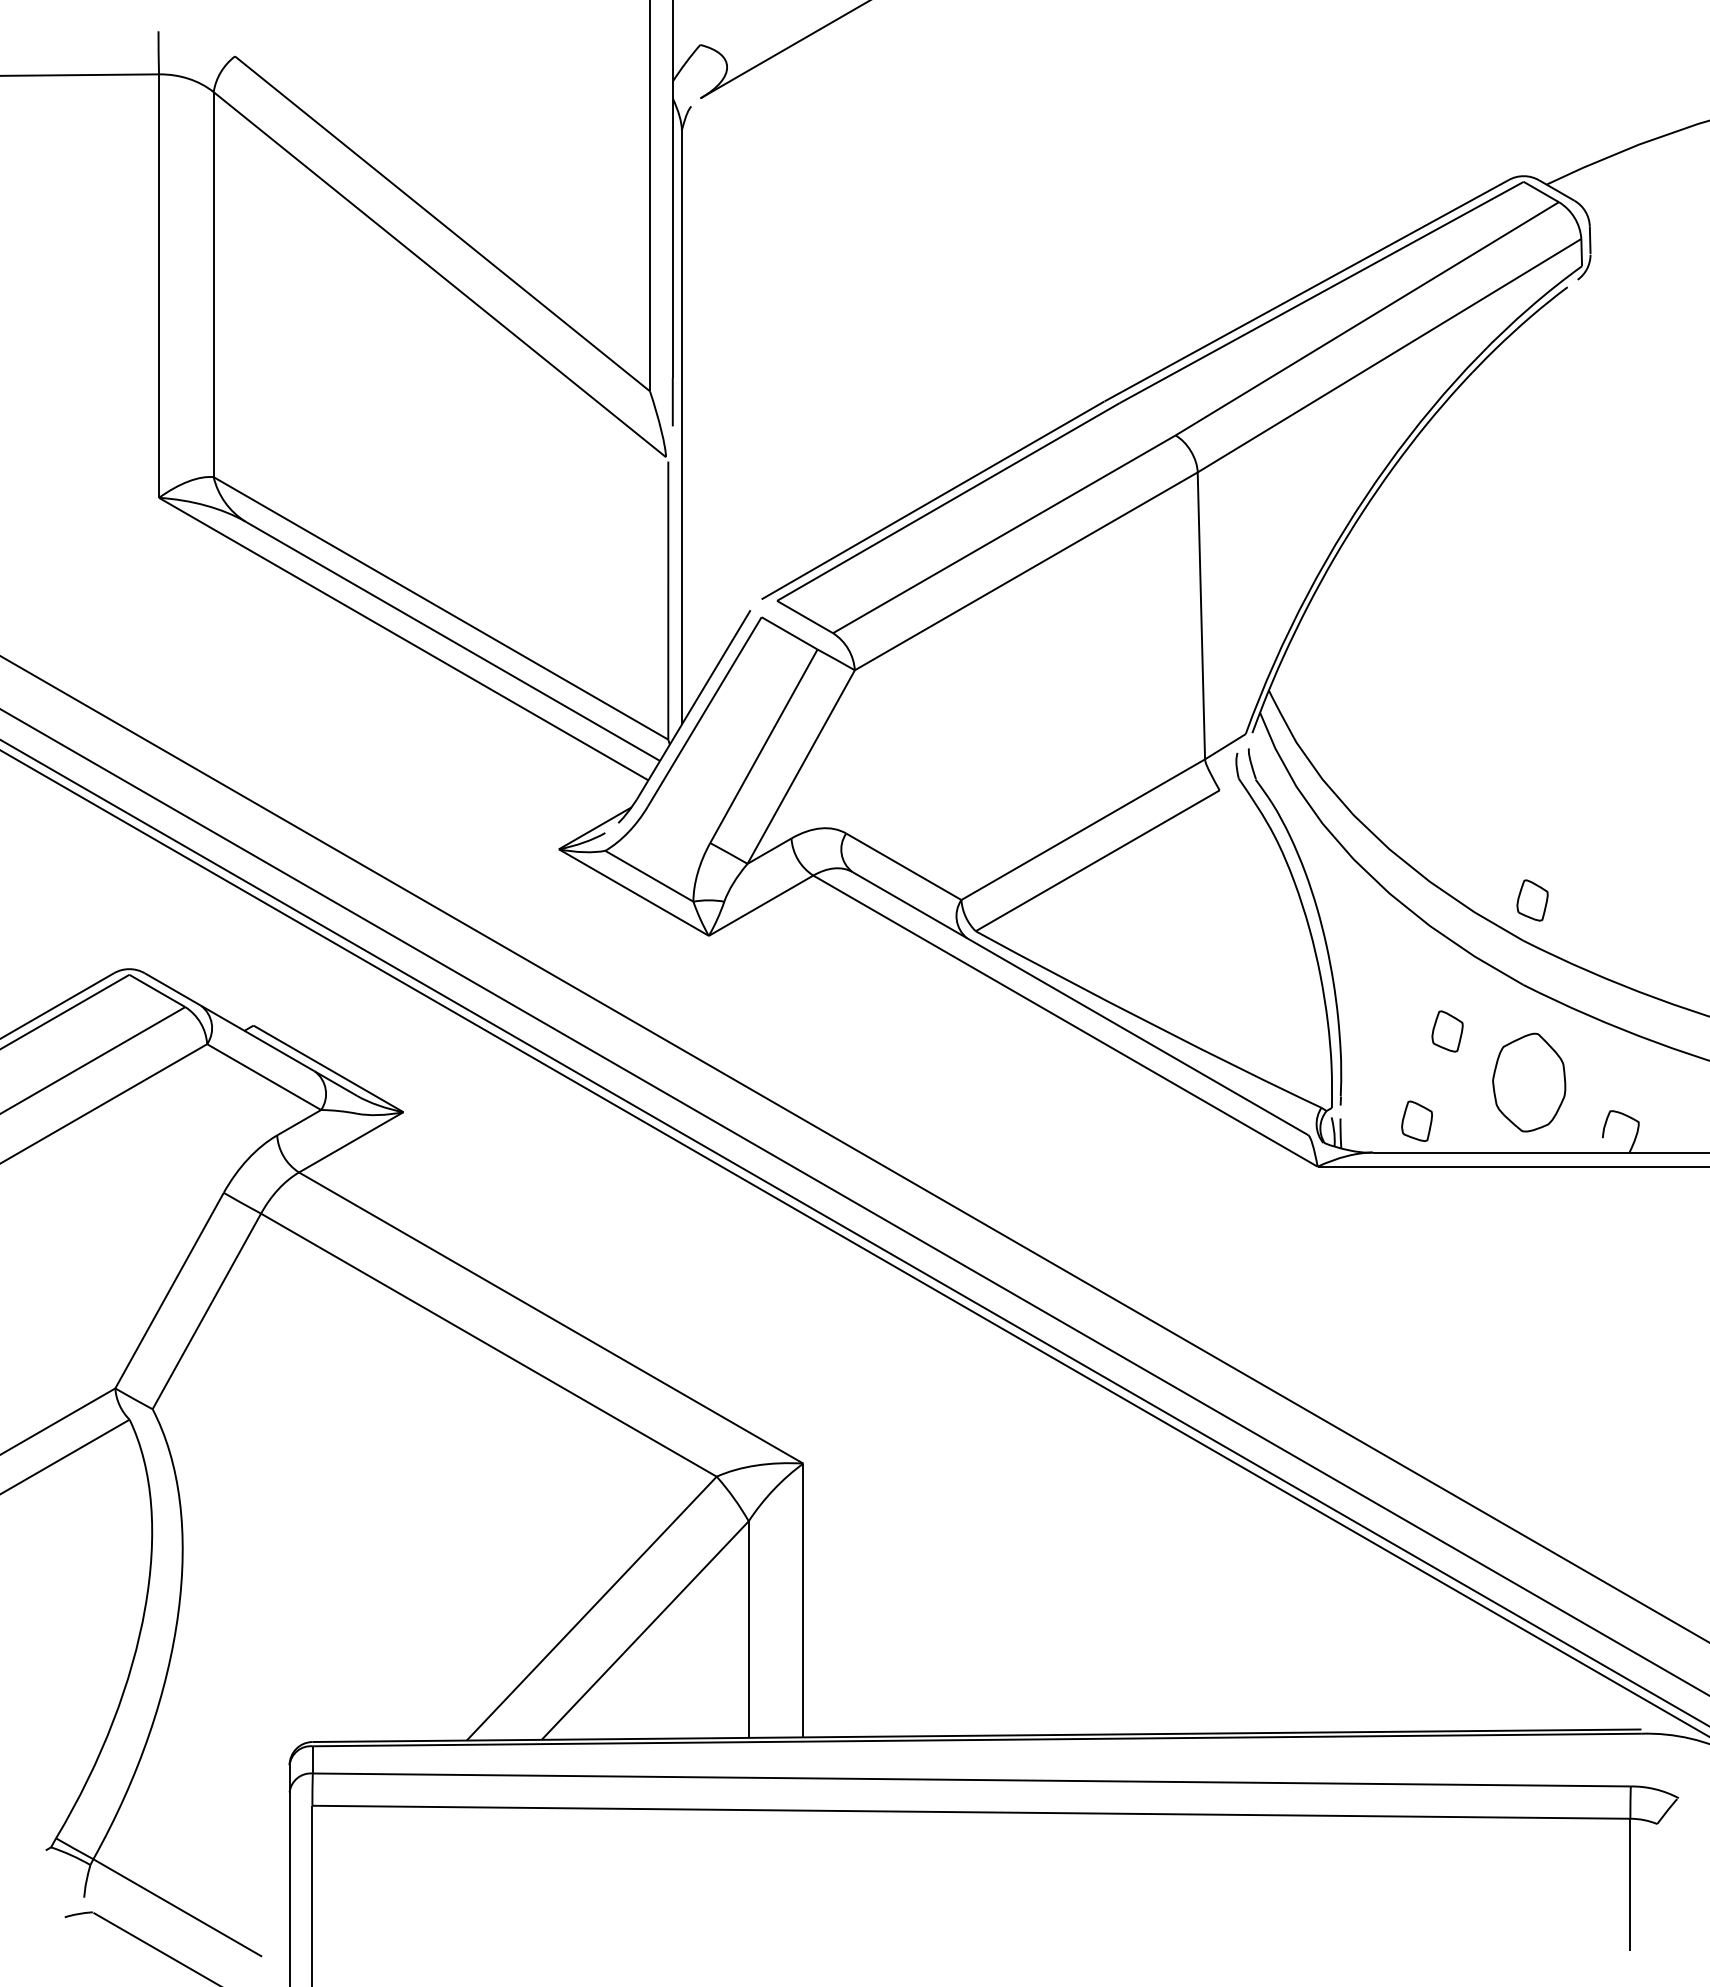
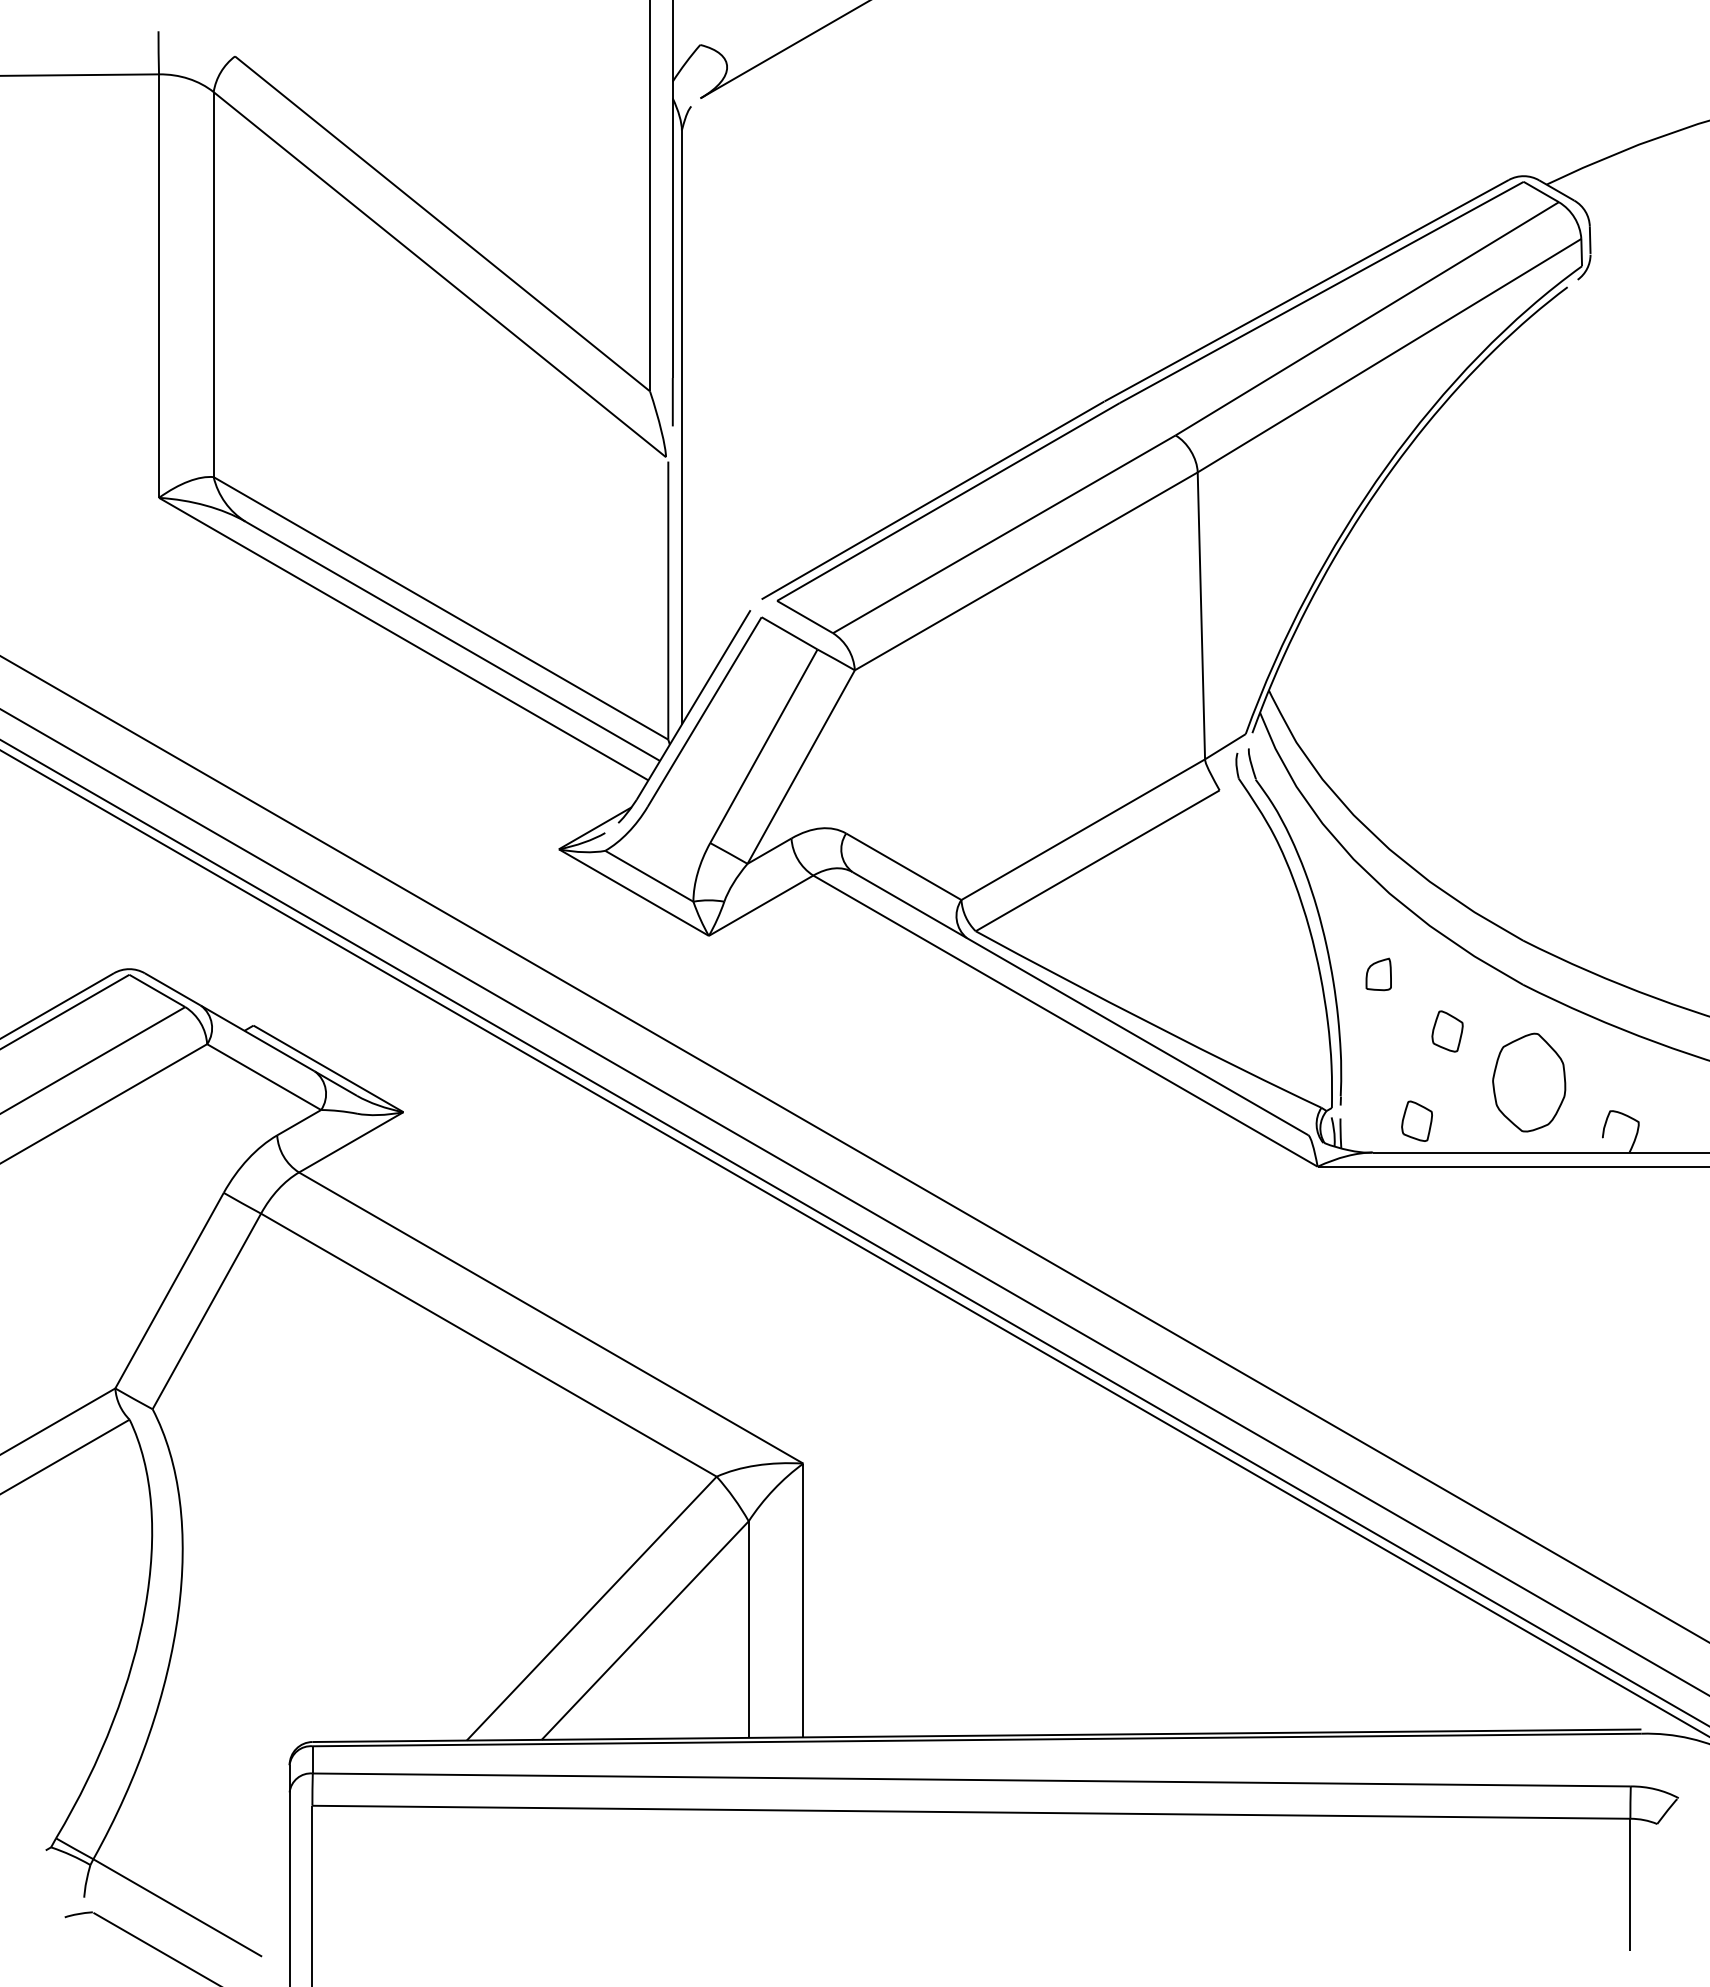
part: present -> none (1532, 900)
part: none -> present (1378, 974)
